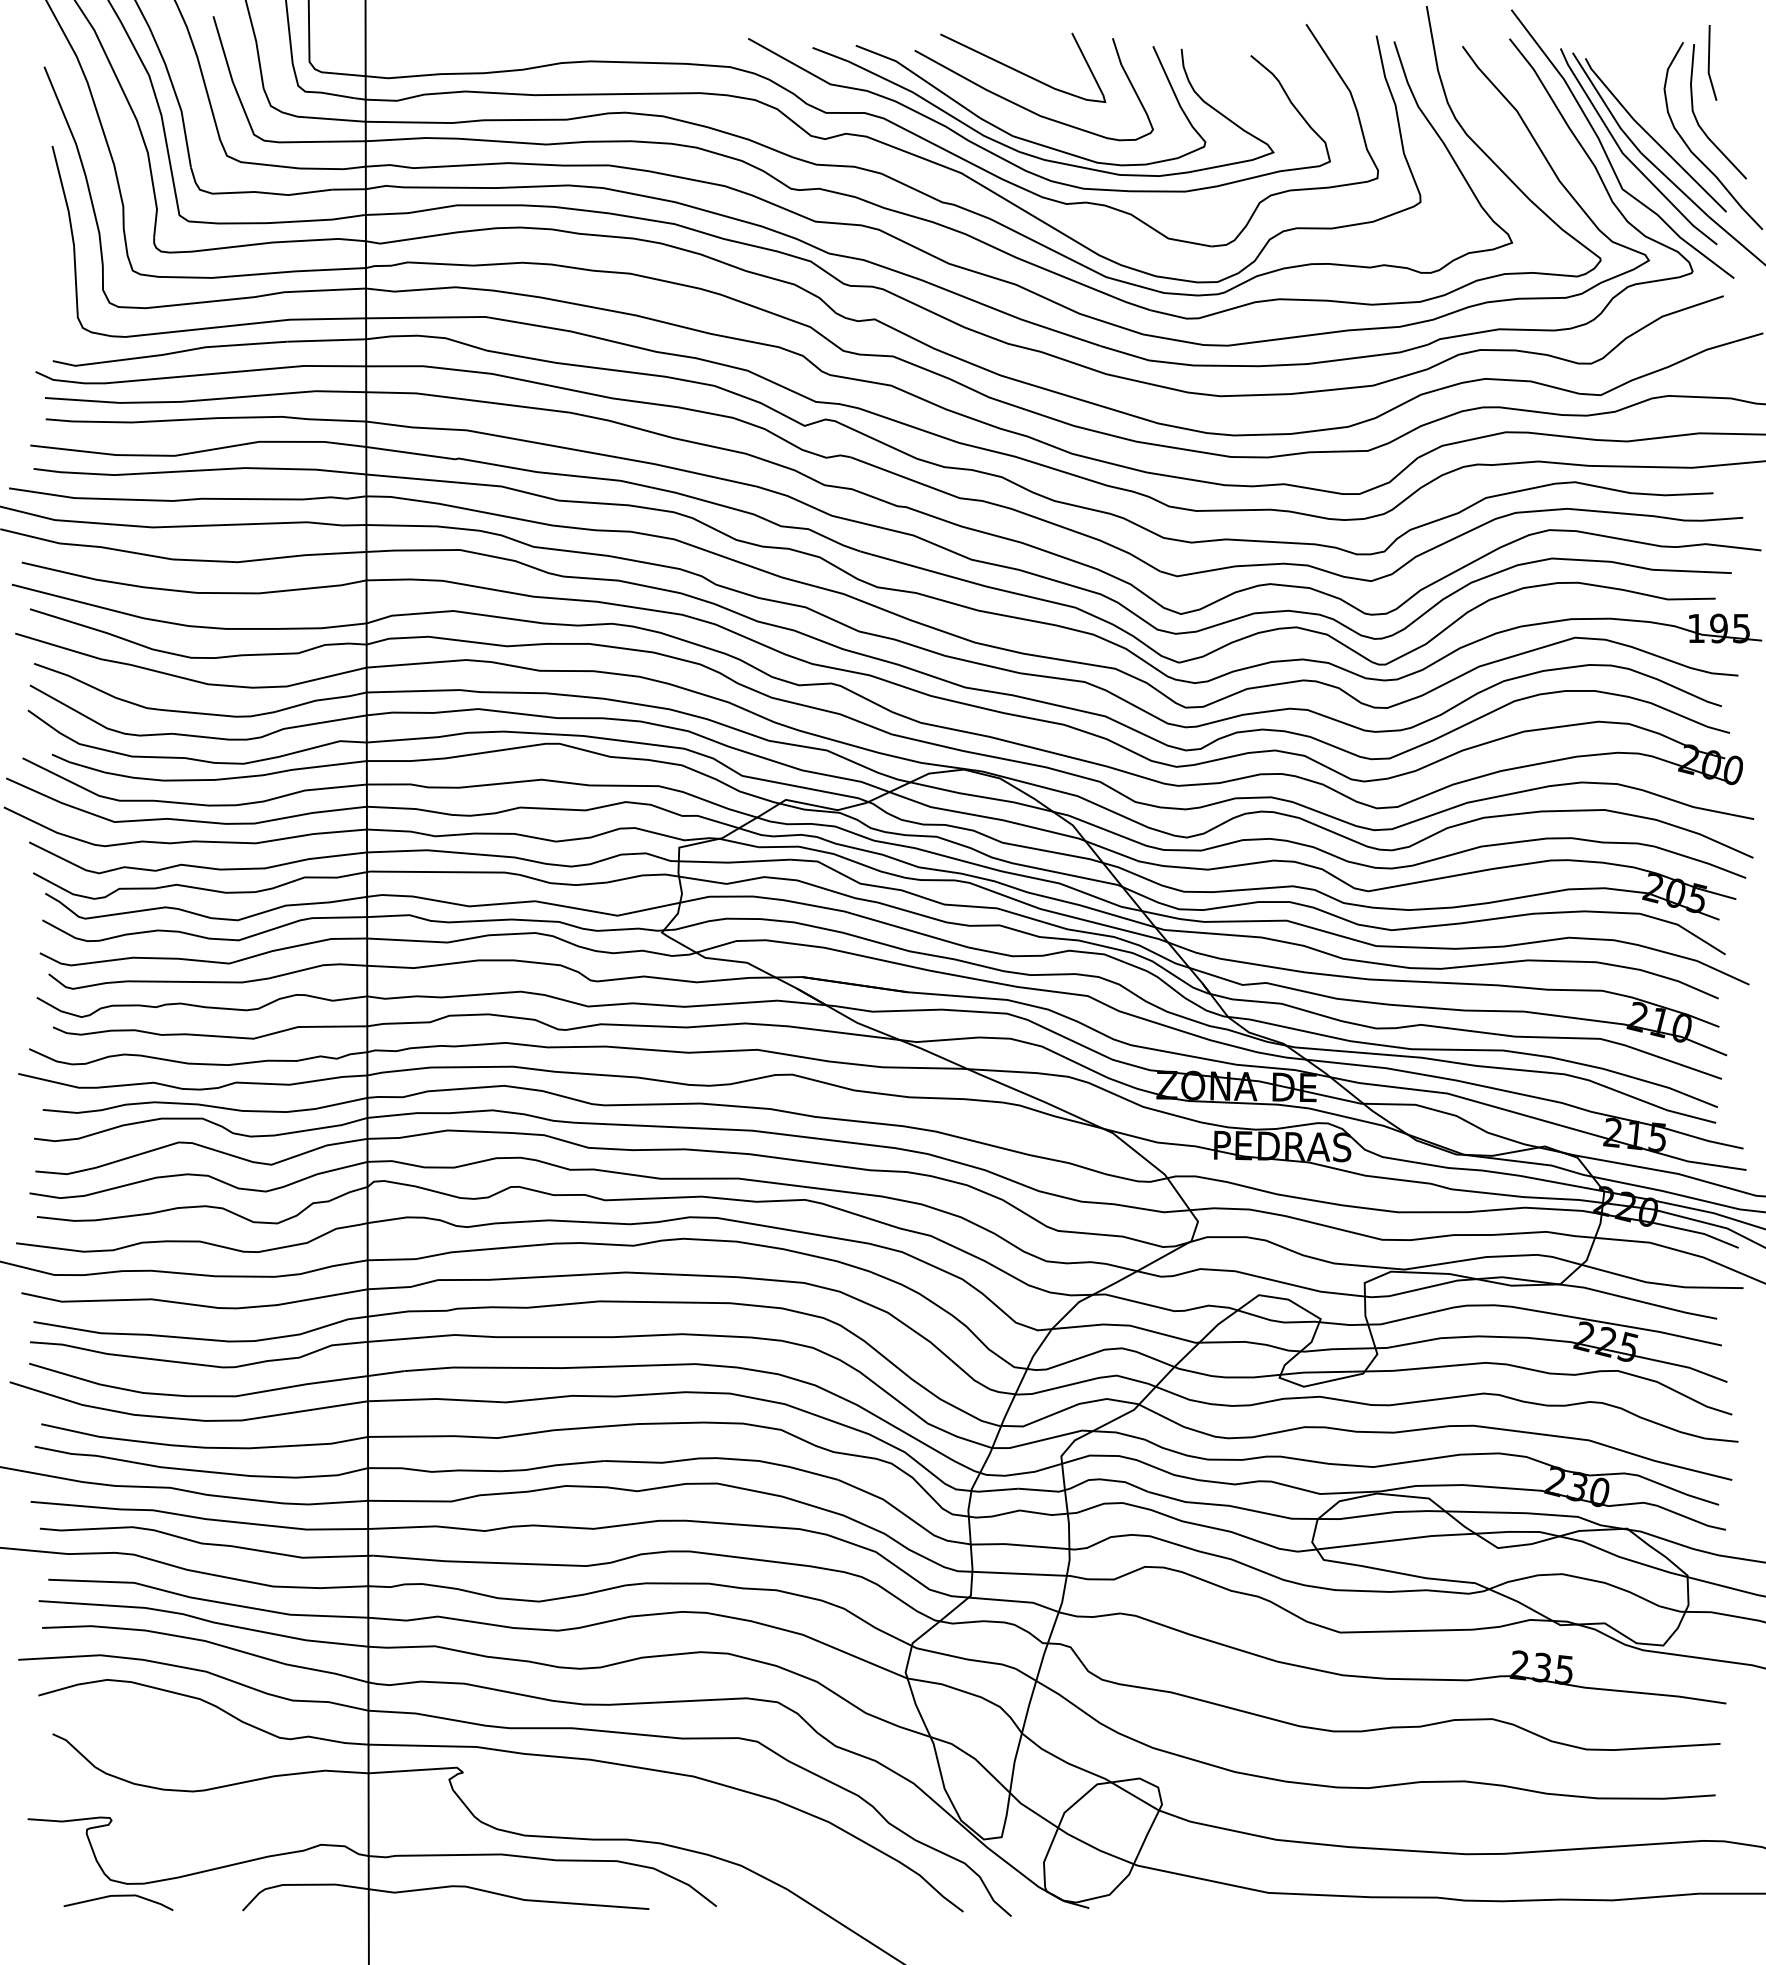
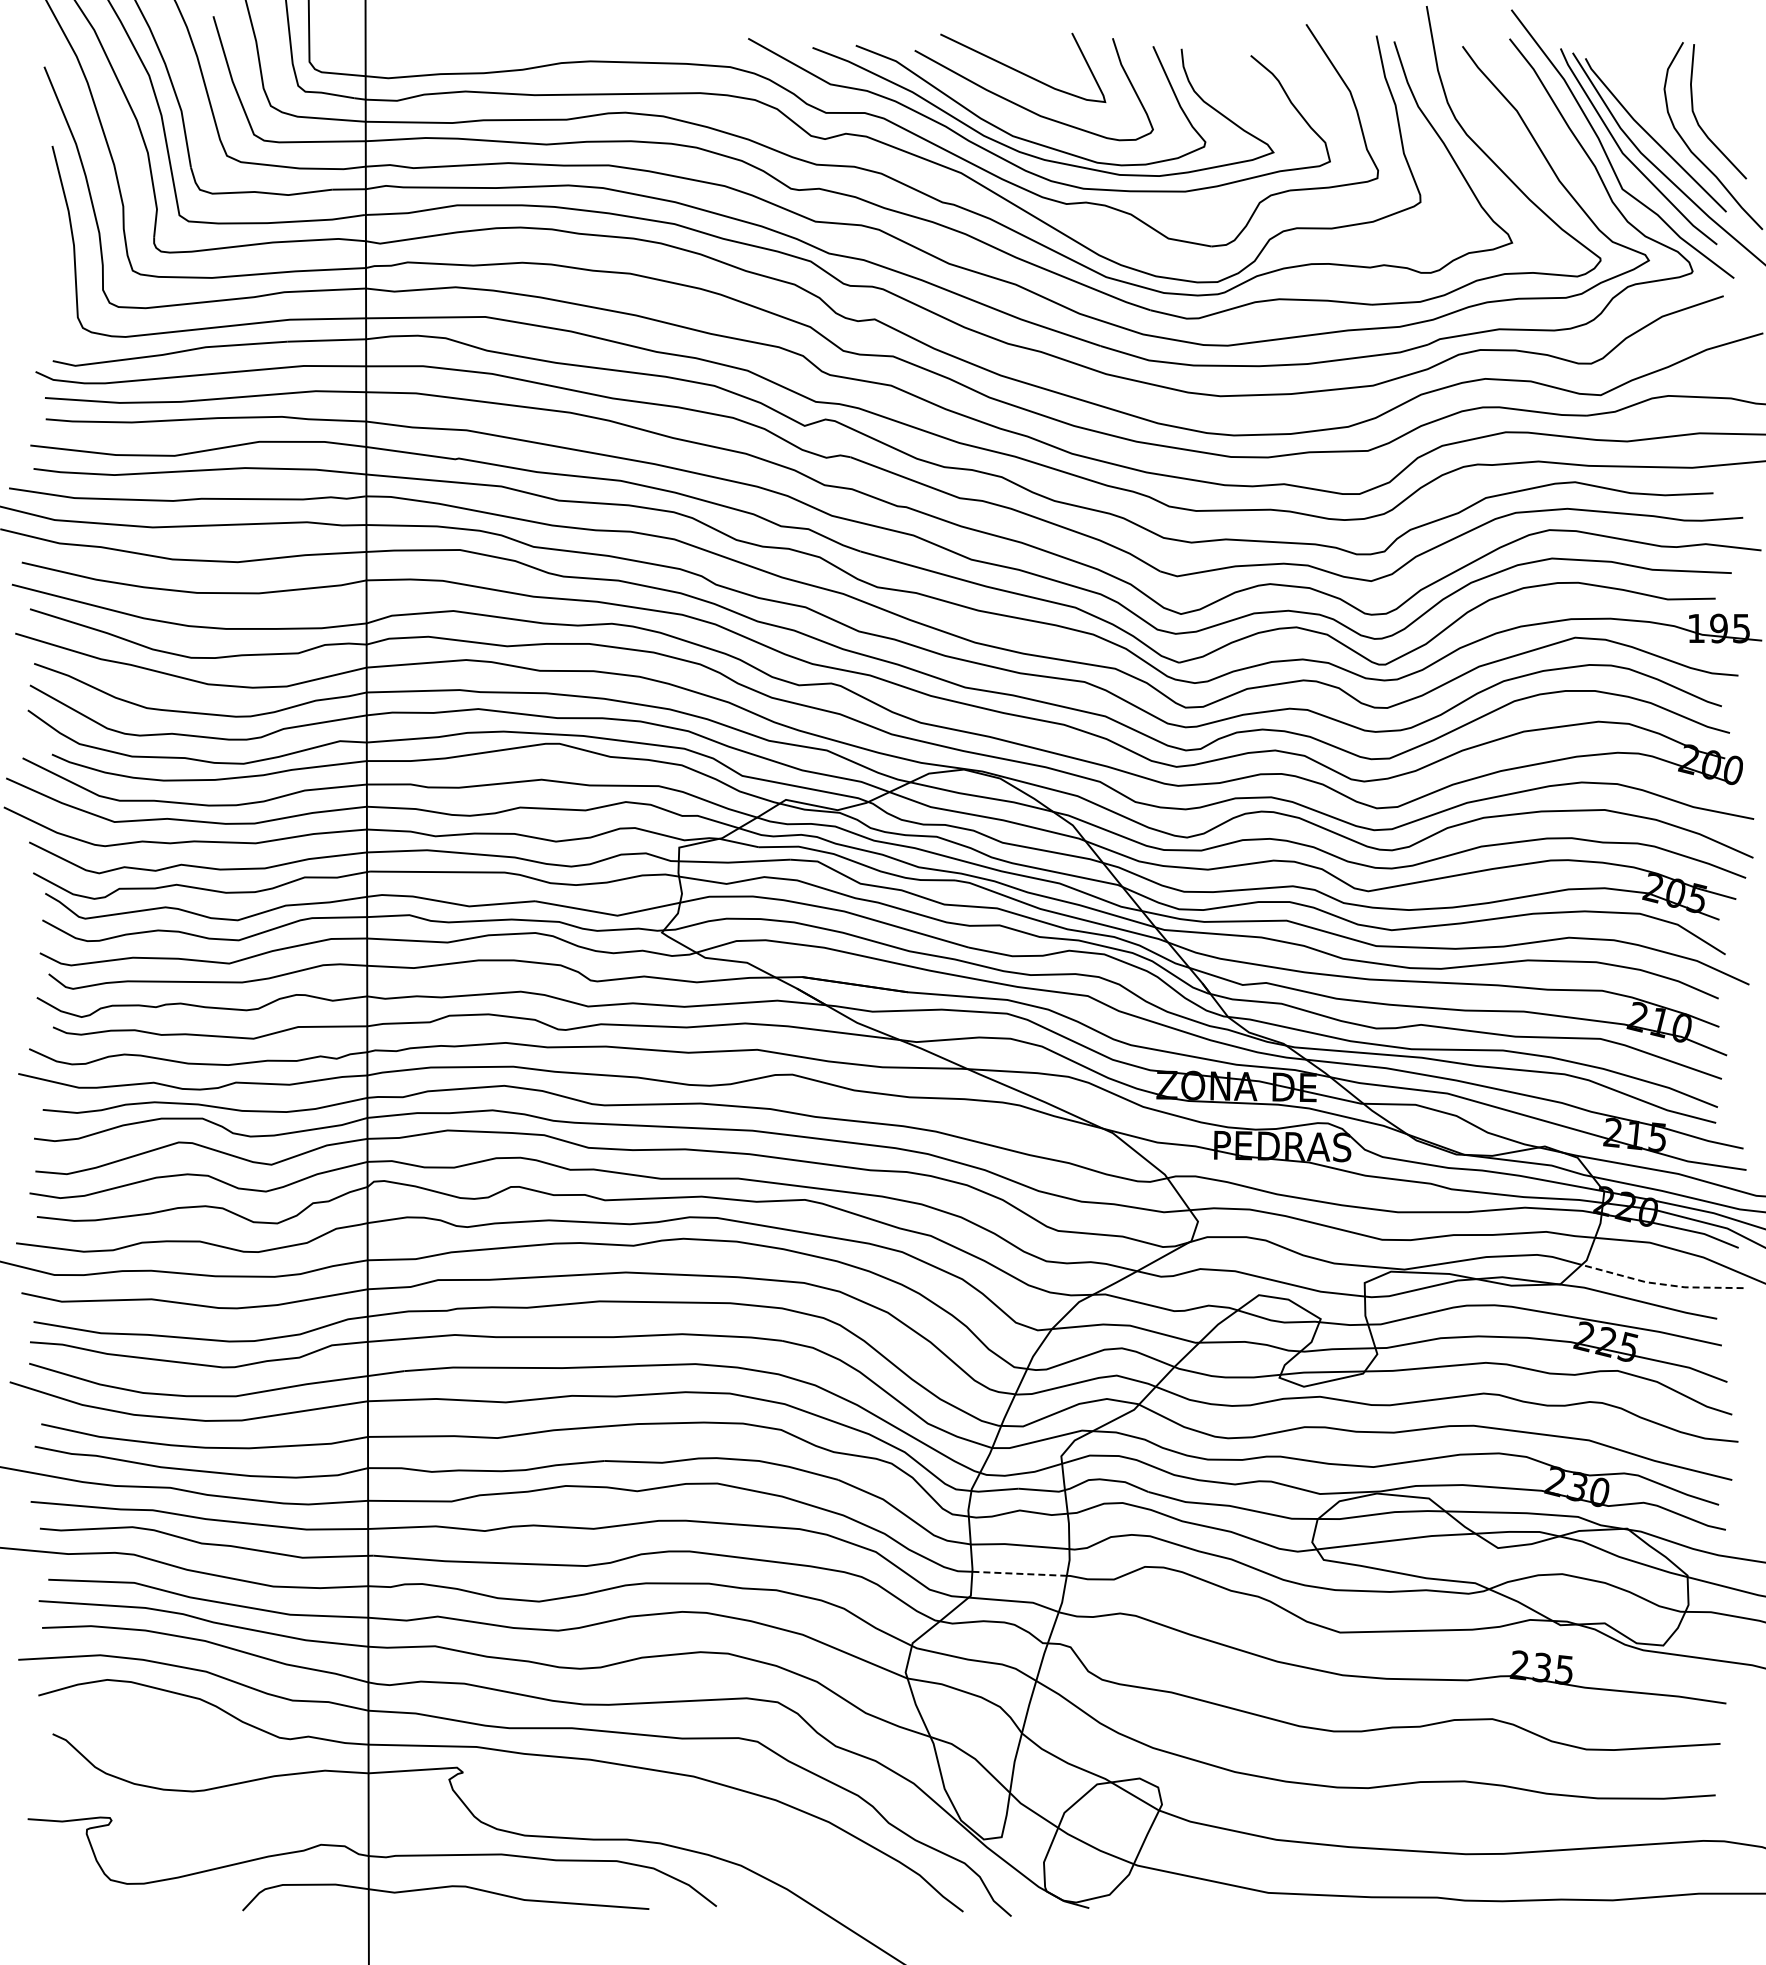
line: present -> none (1709, 62)
line: solid -> dashed (1661, 1284)
line: solid -> dashed (1020, 1573)
line: present -> none (118, 1896)
